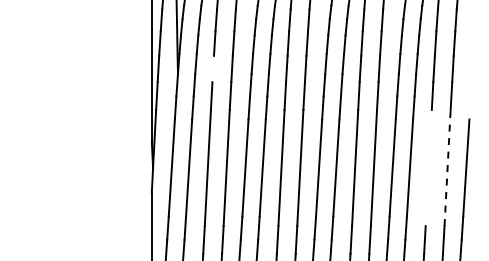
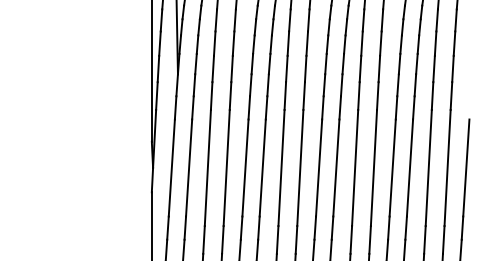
line: none -> present (213, 68)
line: none -> present (428, 167)
line: dashed -> solid (447, 167)
